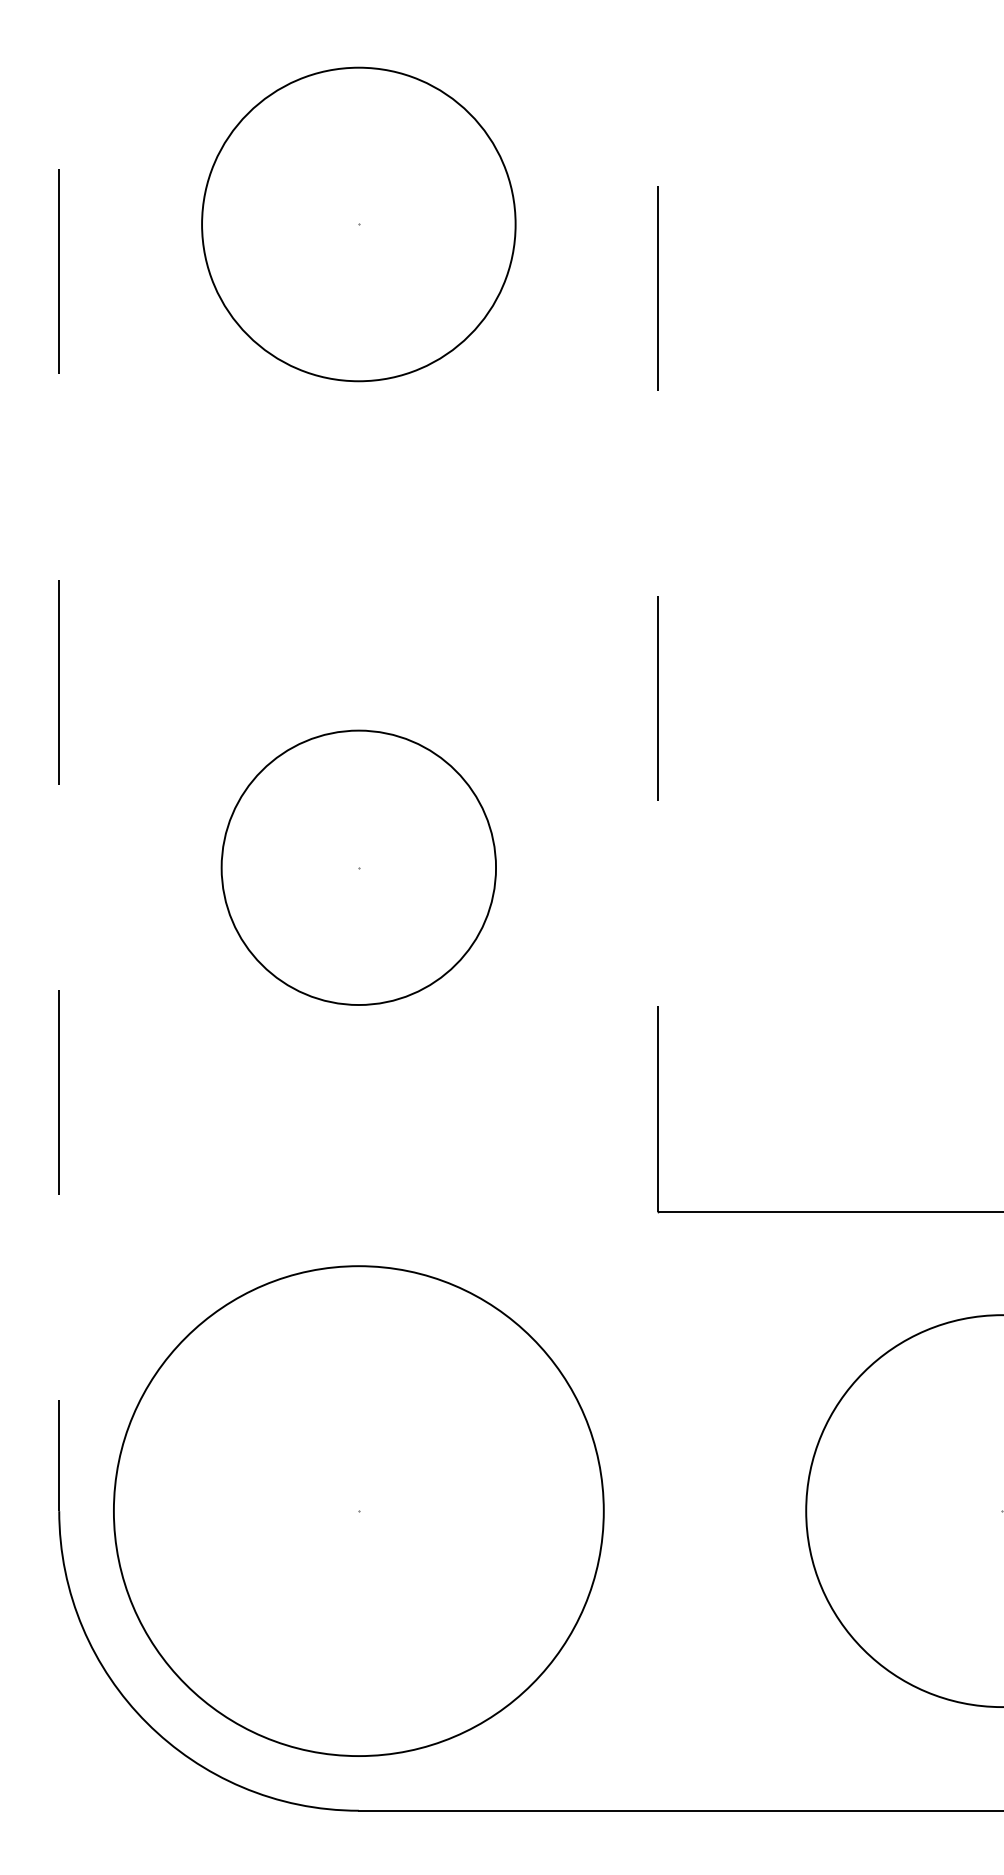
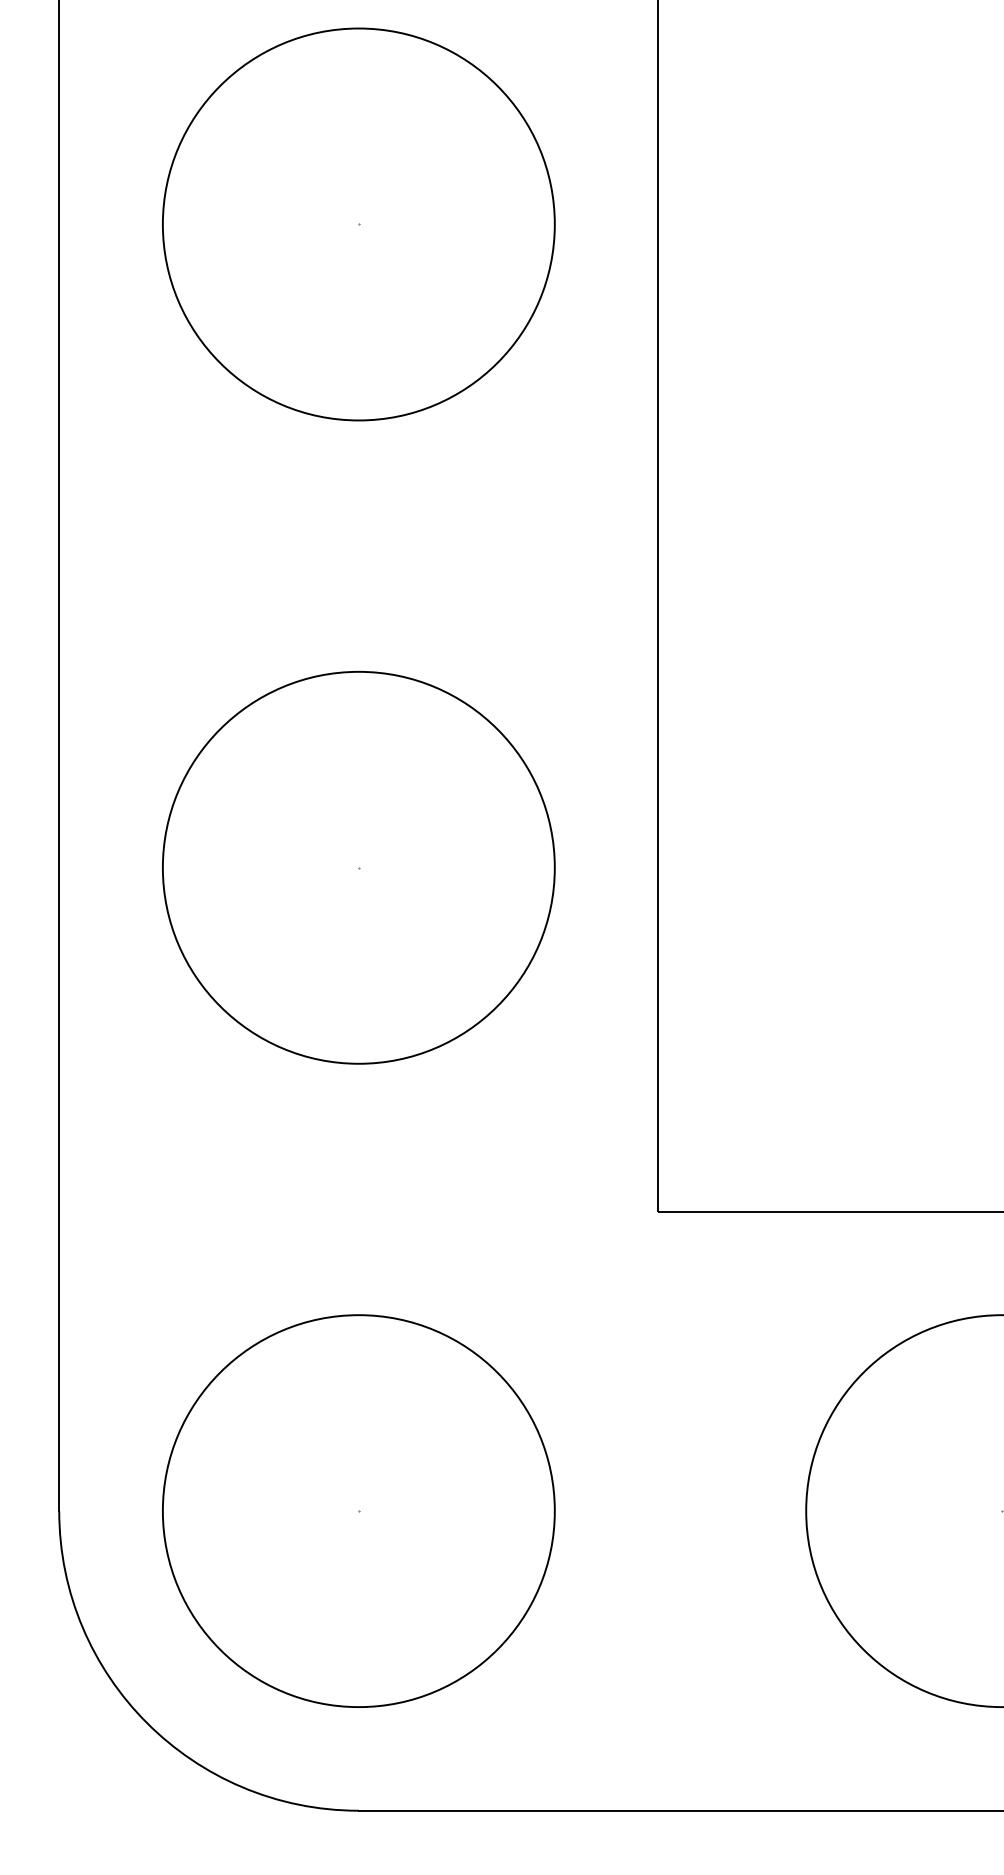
circle diameter: 314 px -> 392 px (358, 224)
line: dashed -> solid (658, 606)
line: dashed -> solid (59, 756)
circle diameter: 274 px -> 392 px (358, 867)
circle diameter: 490 px -> 392 px (358, 1511)
